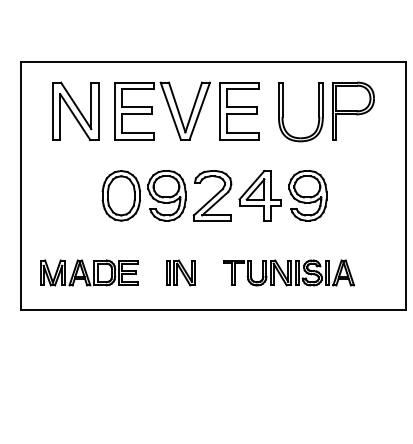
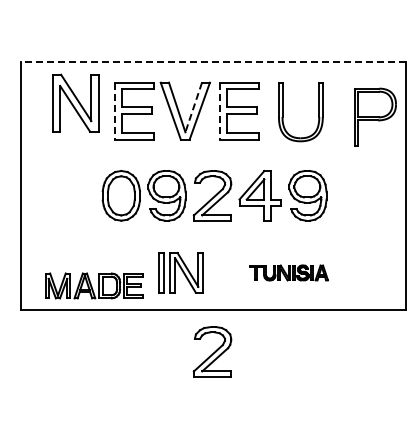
line: solid -> dashed (213, 61)
line: solid -> dashed (193, 107)
part position: (75, 110) -> (75, 102) (75, 102)
part position: (353, 110) -> (375, 116) (375, 116)
line: solid -> dashed (114, 111)
line: solid -> dashed (219, 111)
part position: (89, 272) -> (94, 285) (94, 285)
part size: 30x28 px -> 46x42 px (180, 272)
part size: 132x28 px -> 80x18 px (288, 272)
part: none -> present (212, 351)
